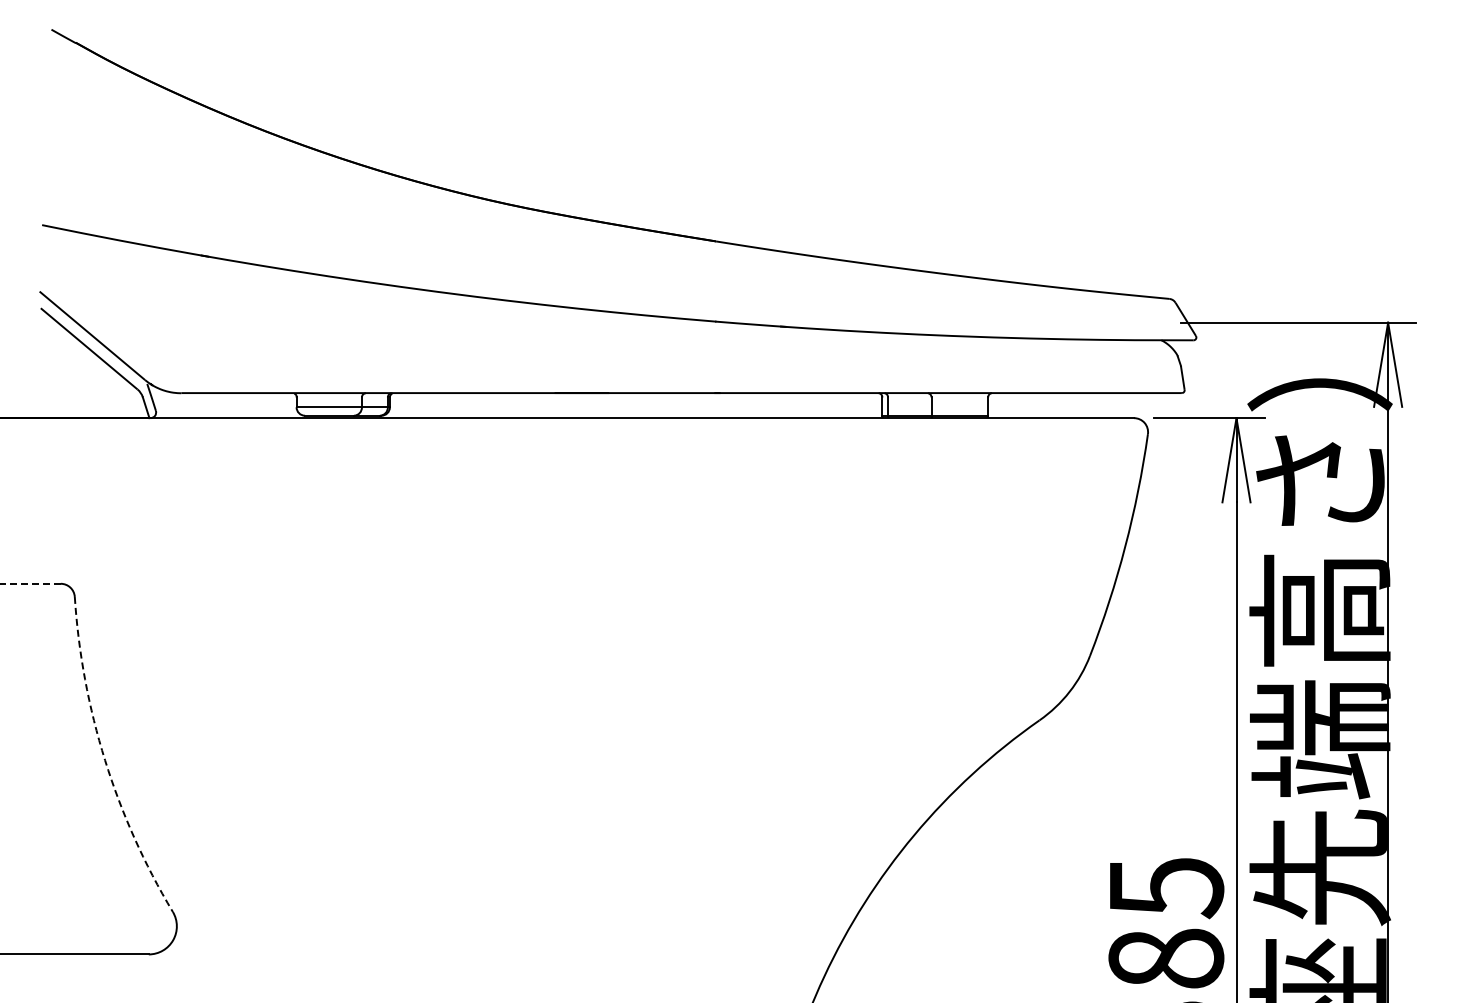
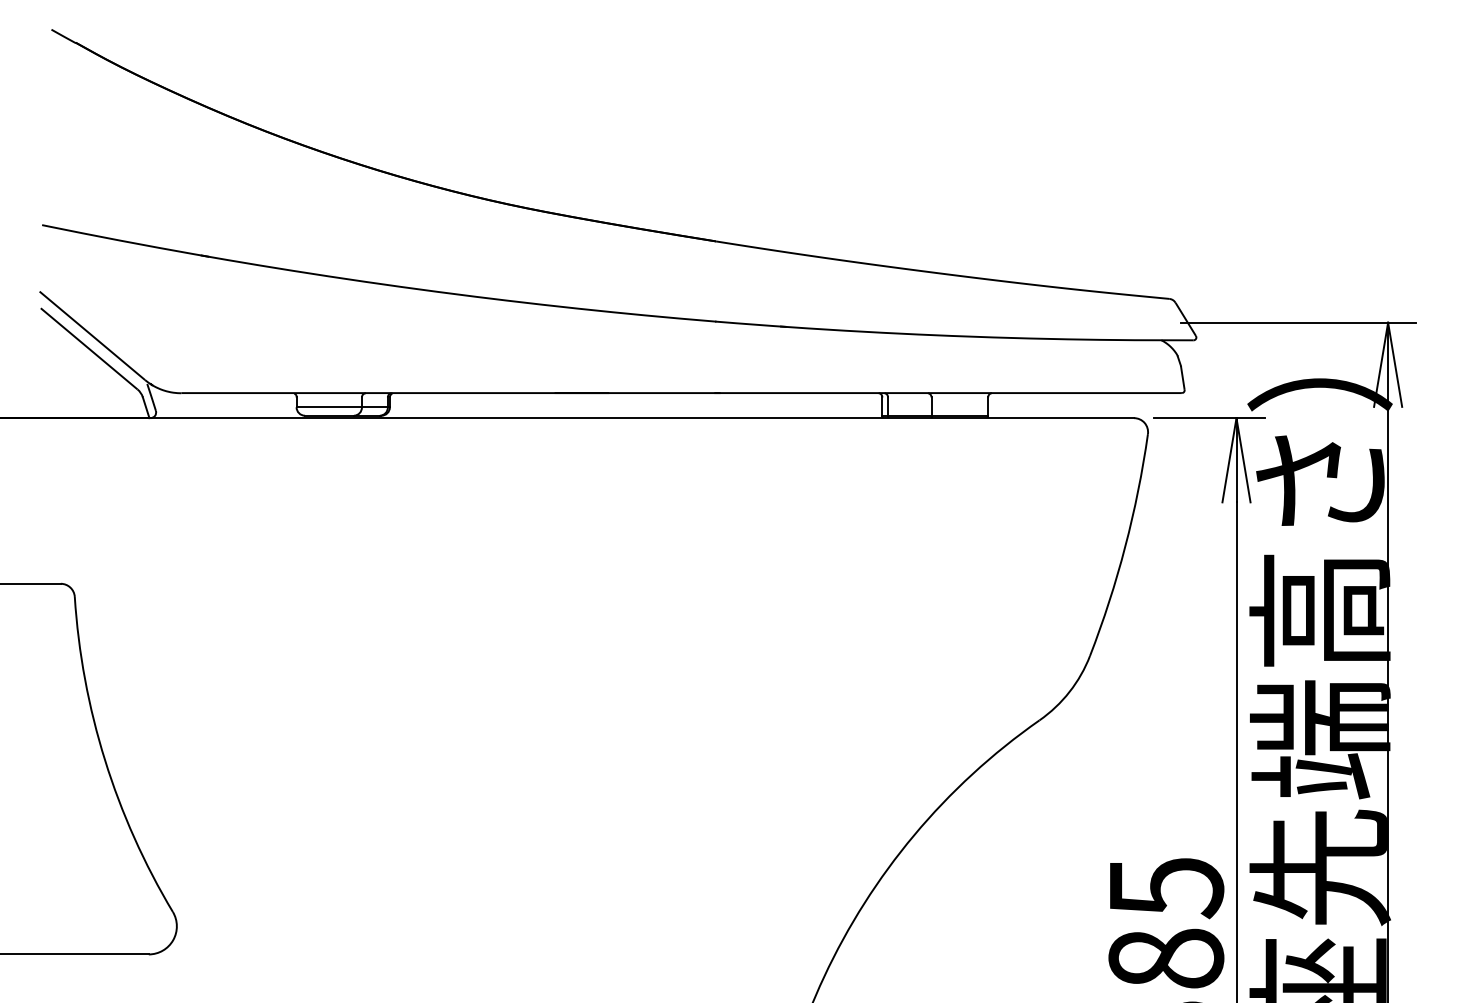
line: dashed -> solid (30, 583)
arc: dashed -> solid (105, 760)
